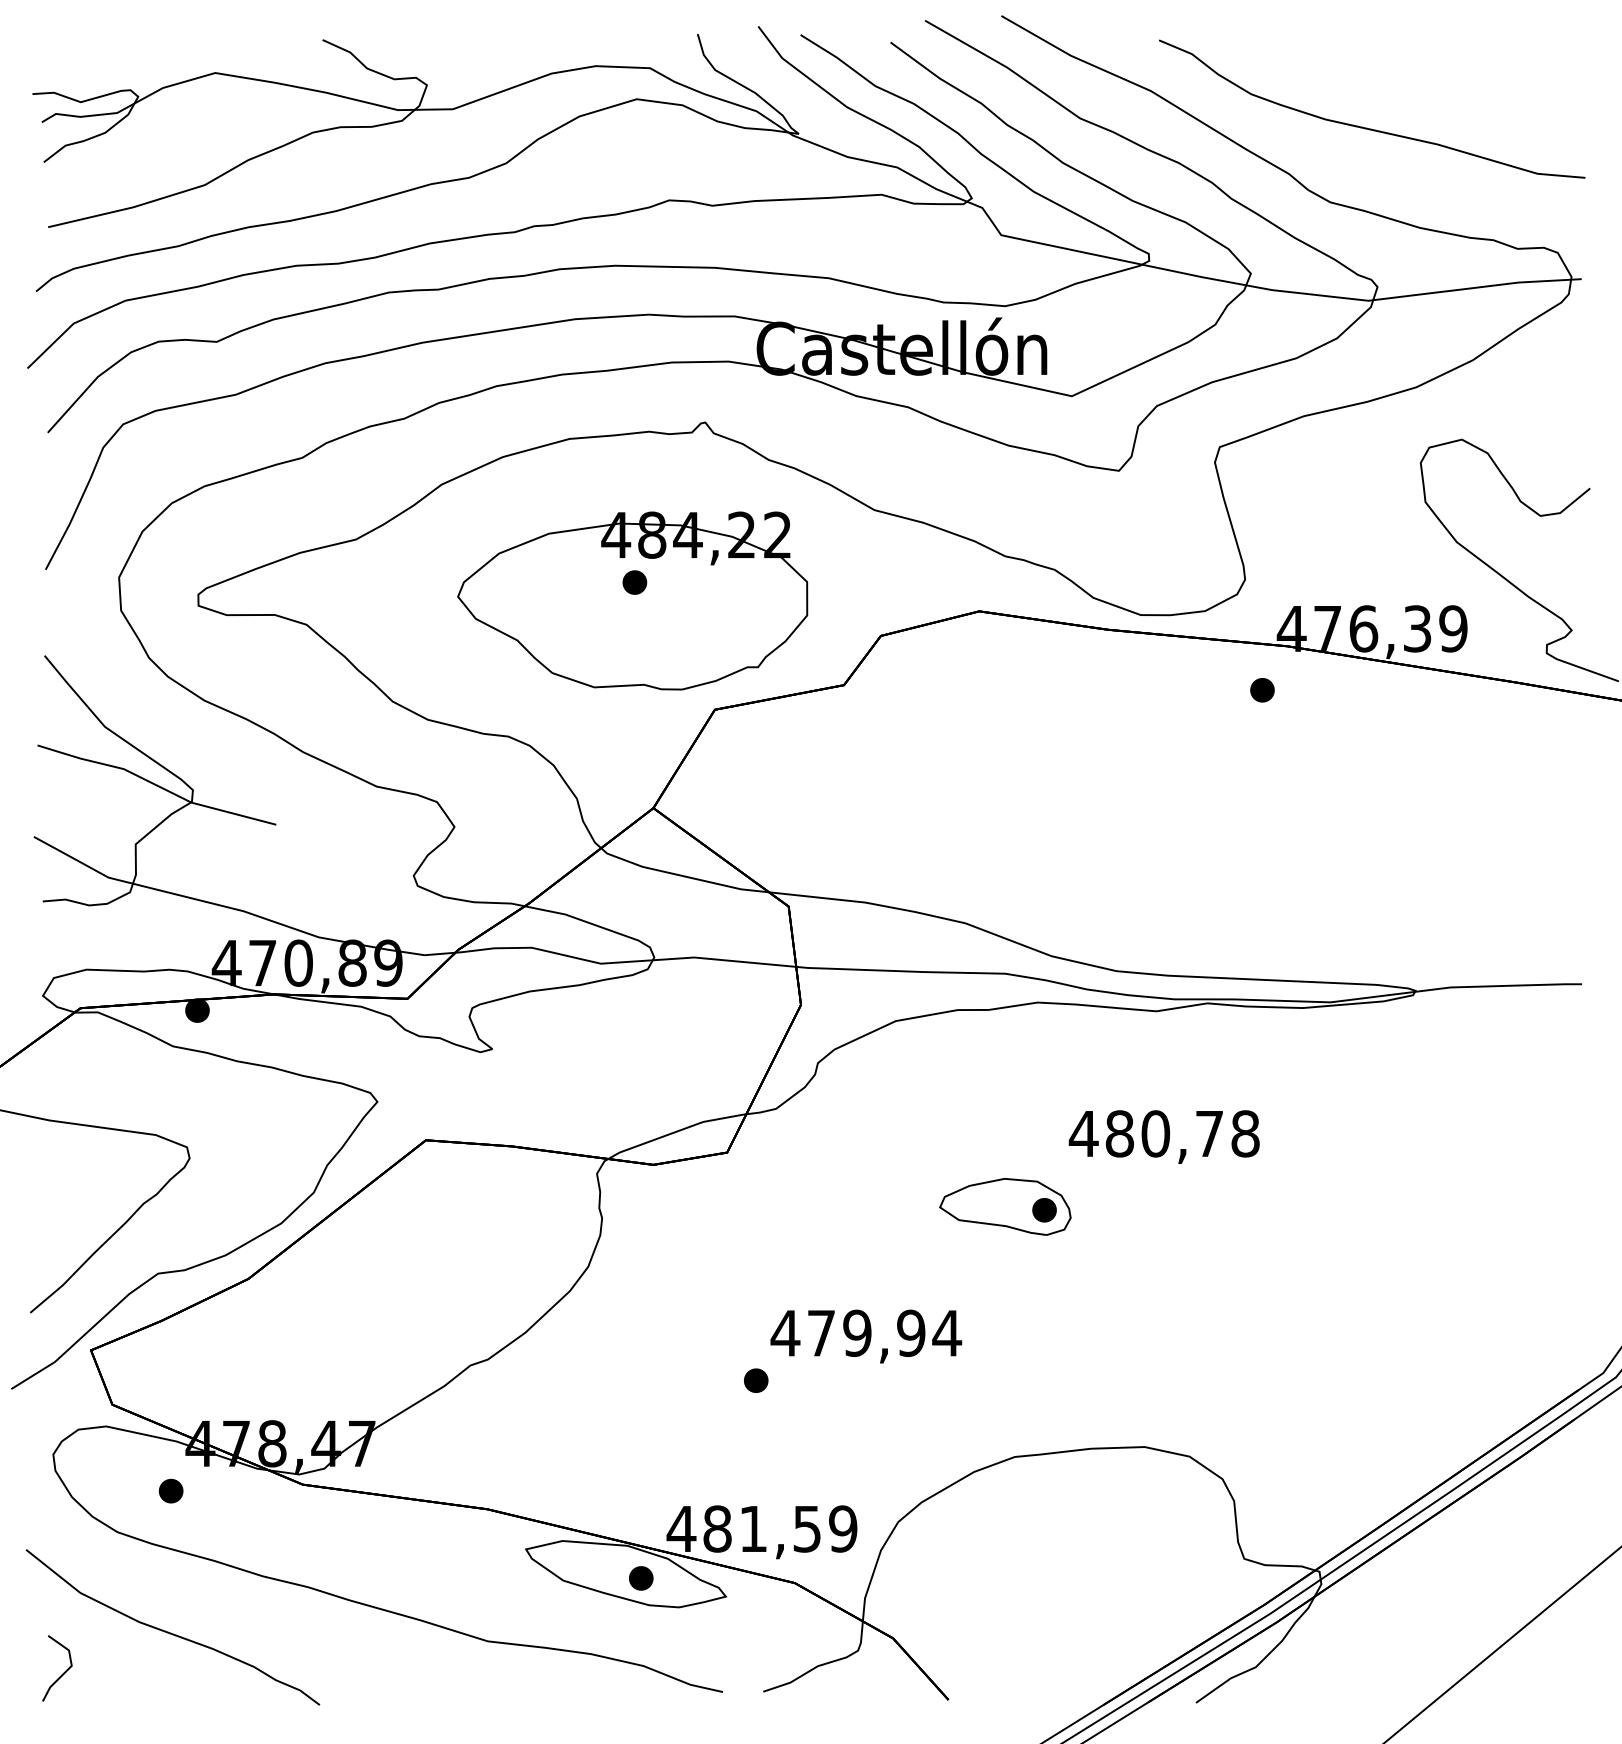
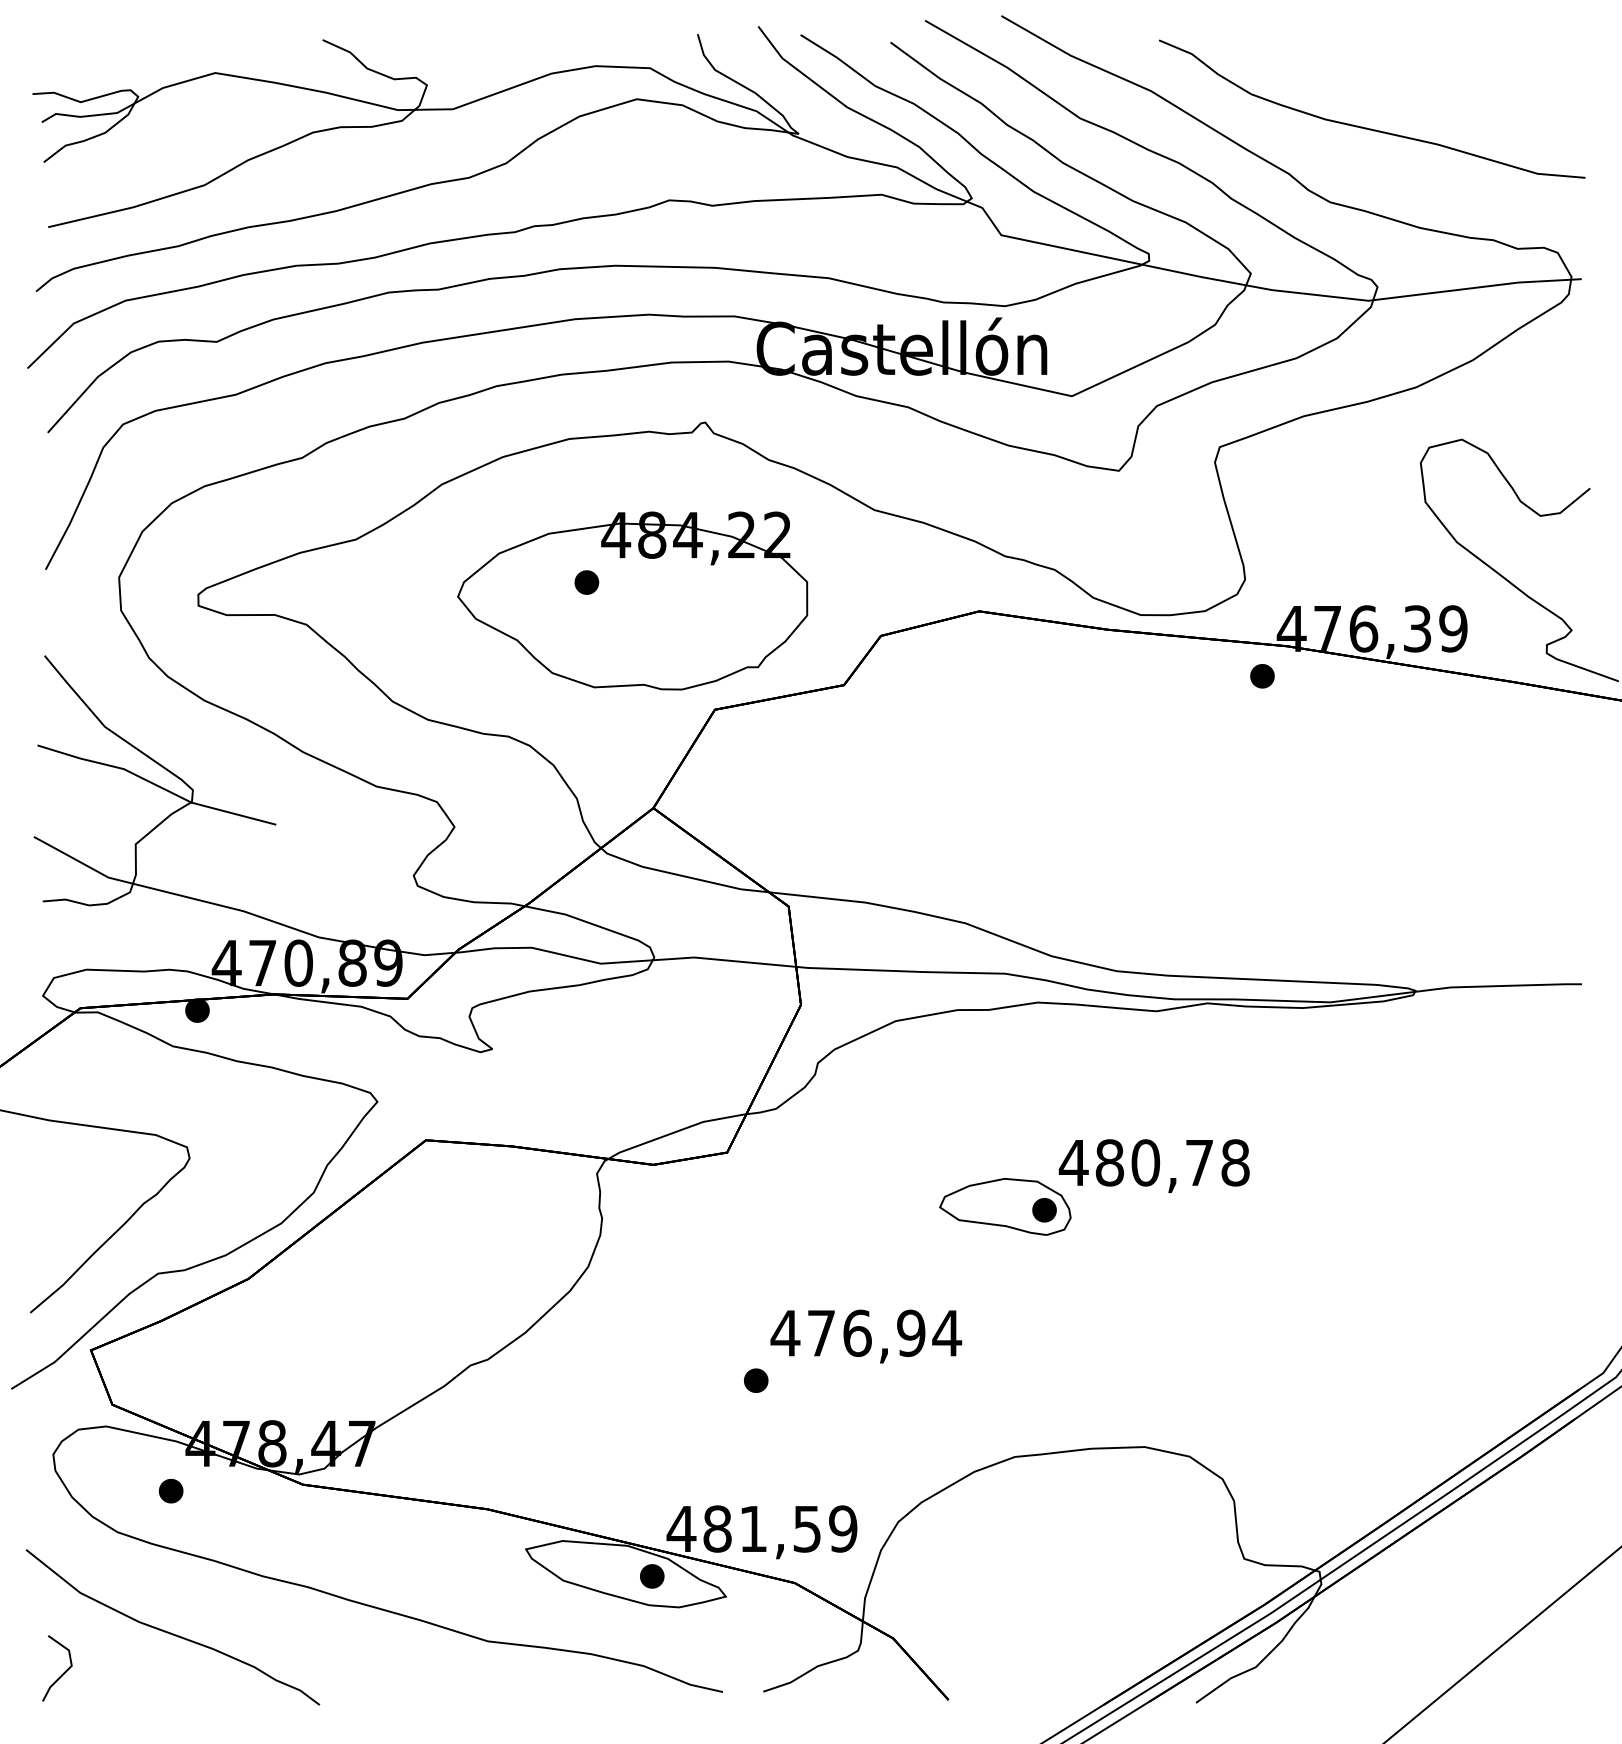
part position: (634, 582) -> (586, 582) (586, 582)
part position: (1262, 690) -> (1262, 676) (1262, 676)
text position: (1163, 1136) -> (1153, 1165) (1153, 1165)
text: 479,94 -> 476,94 (857, 1333)
part position: (641, 1578) -> (652, 1576) (652, 1576)
